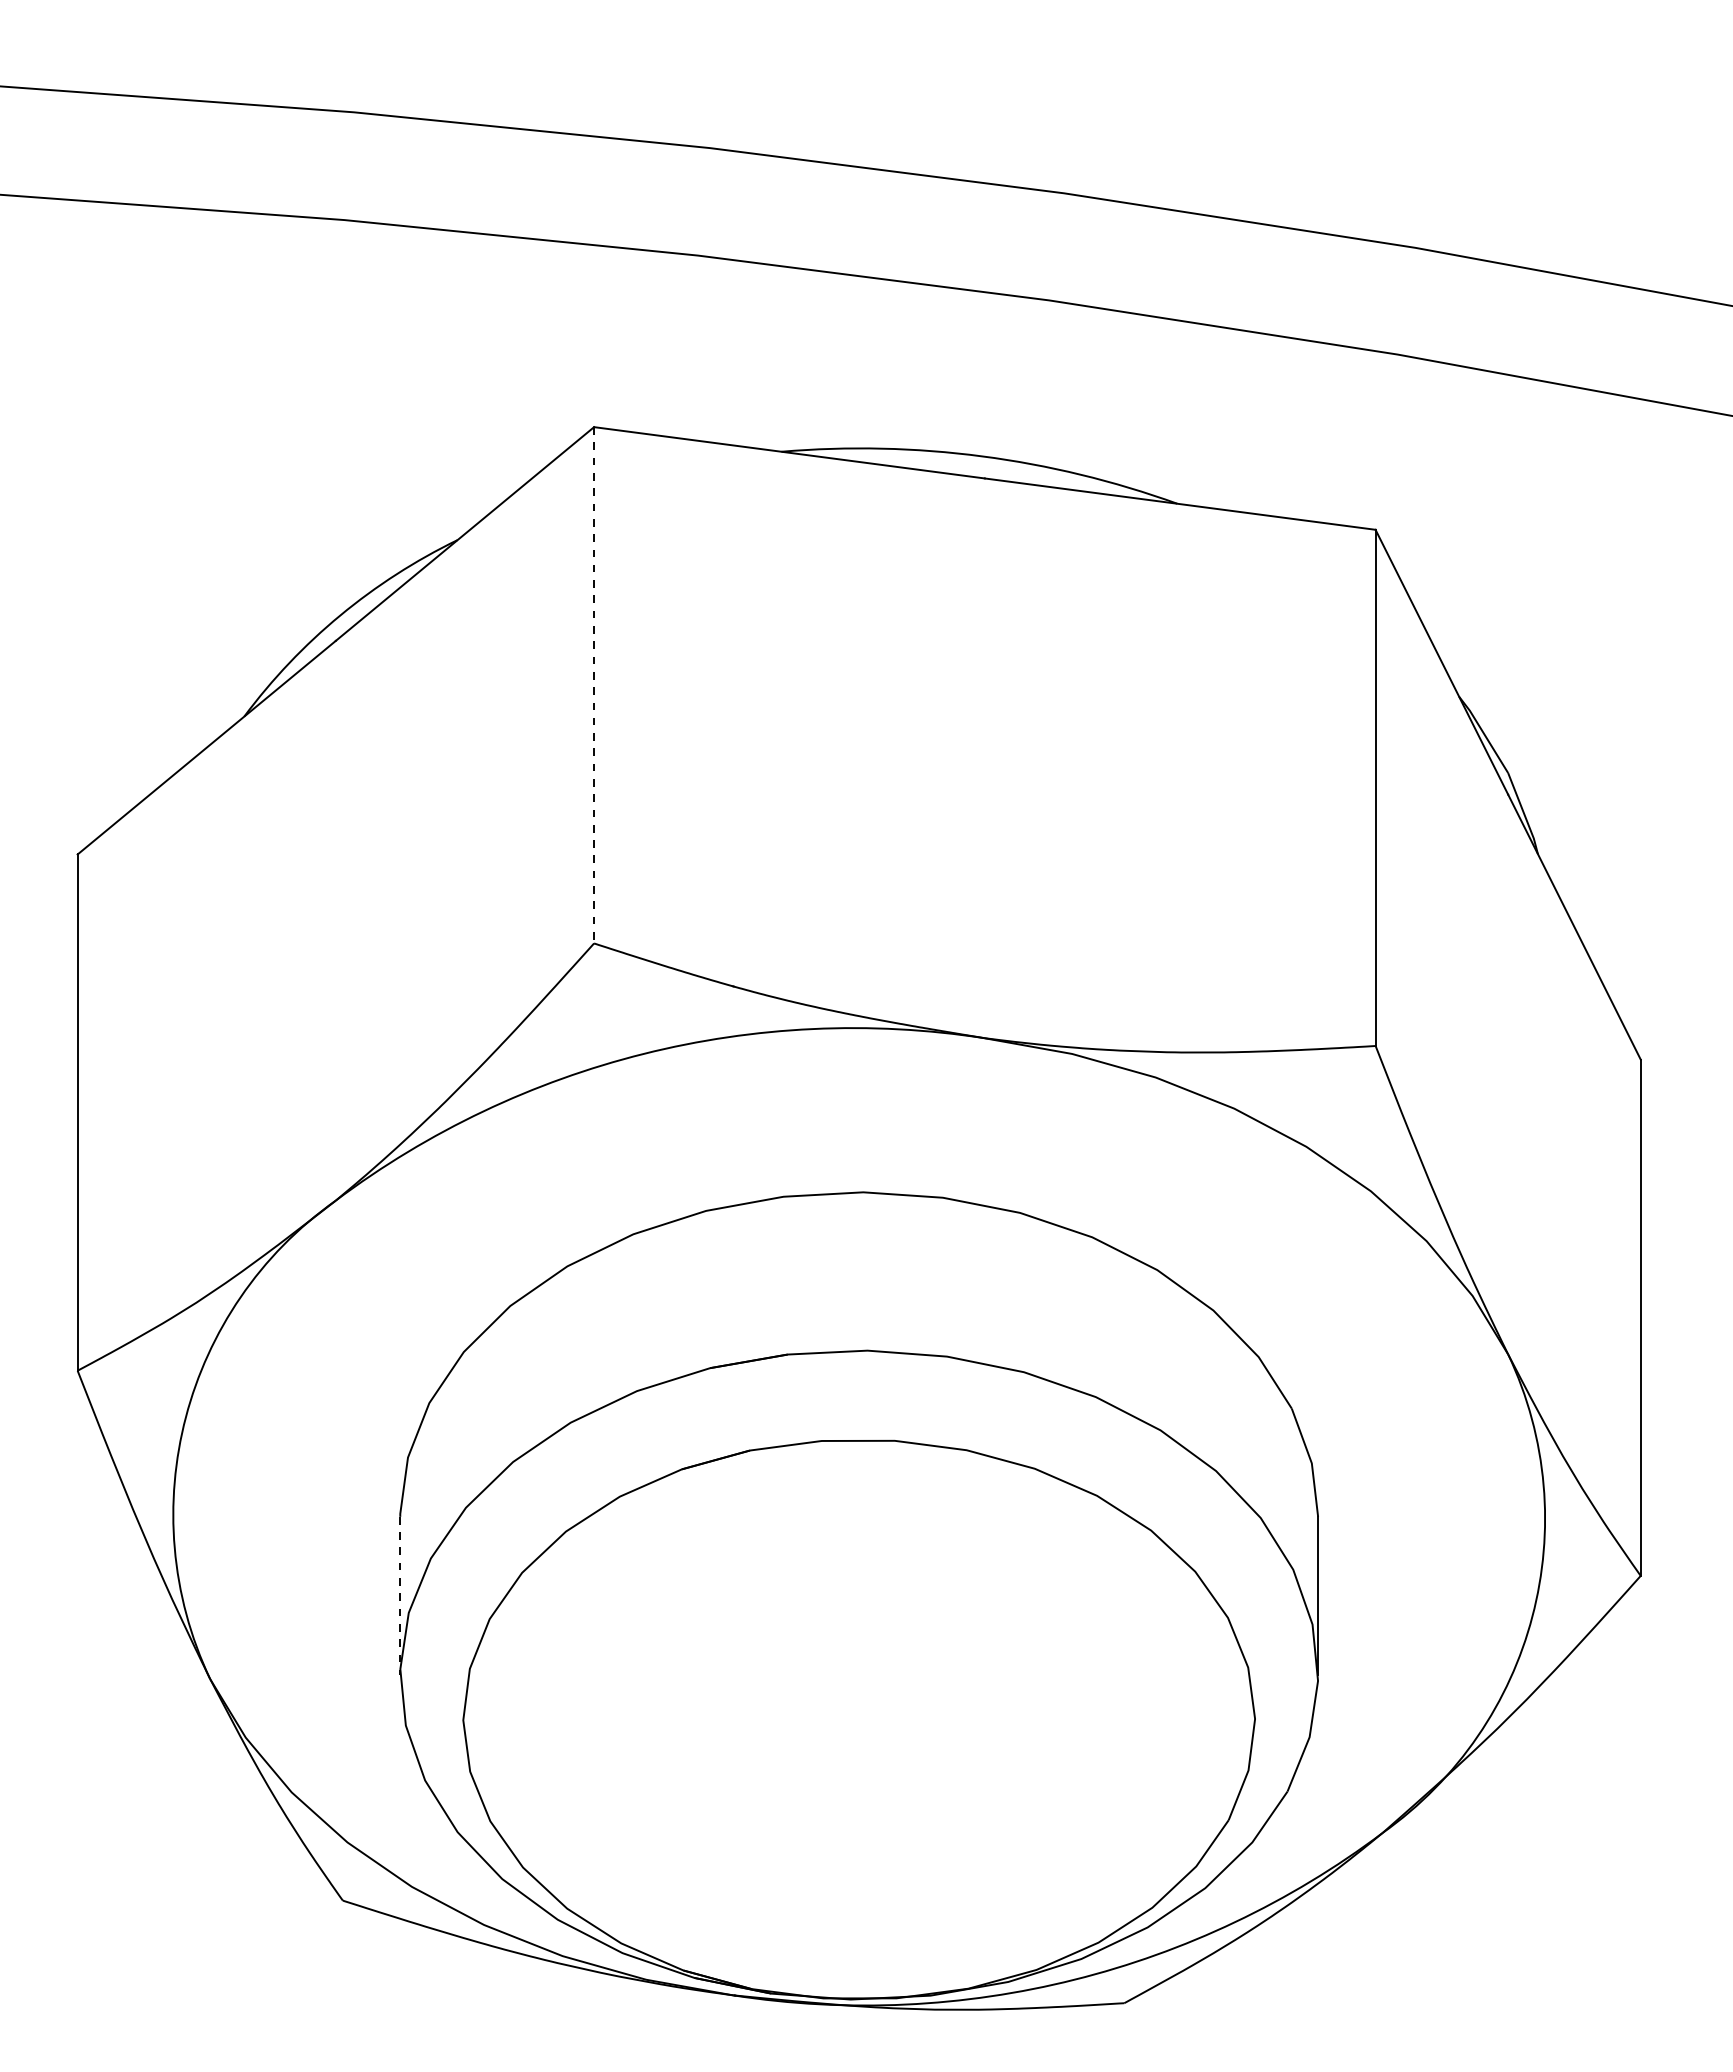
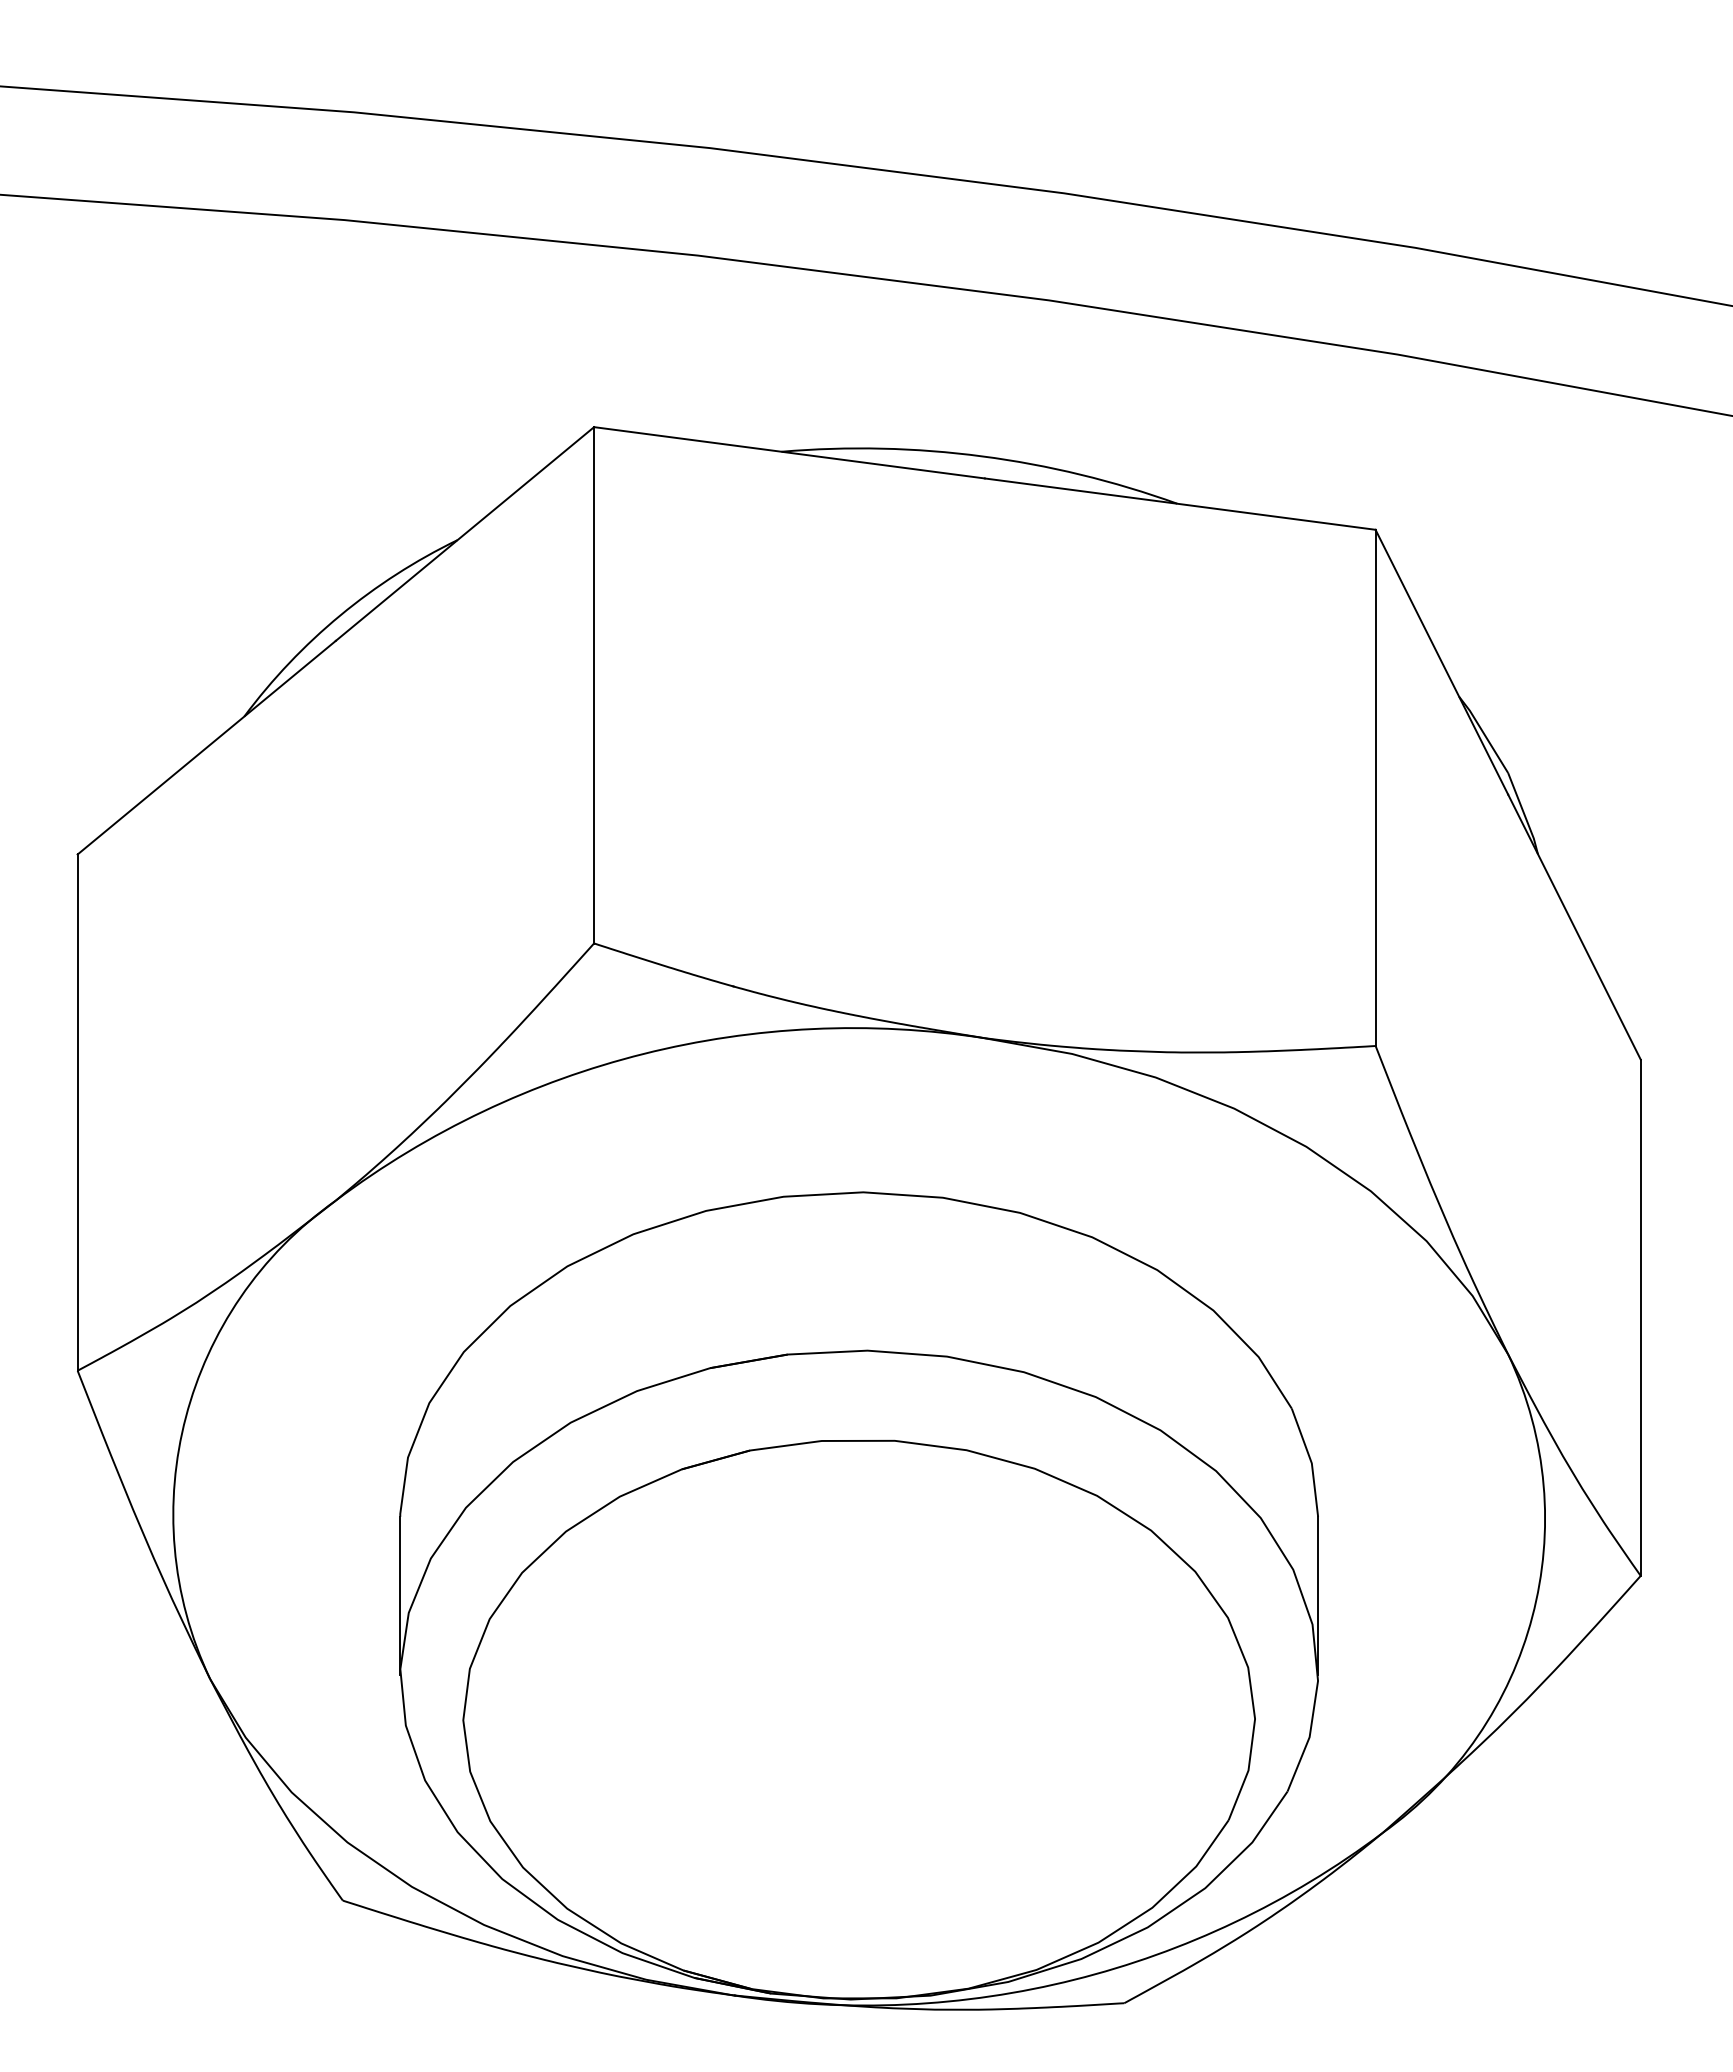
line: dashed -> solid (594, 685)
line: dashed -> solid (400, 1596)
